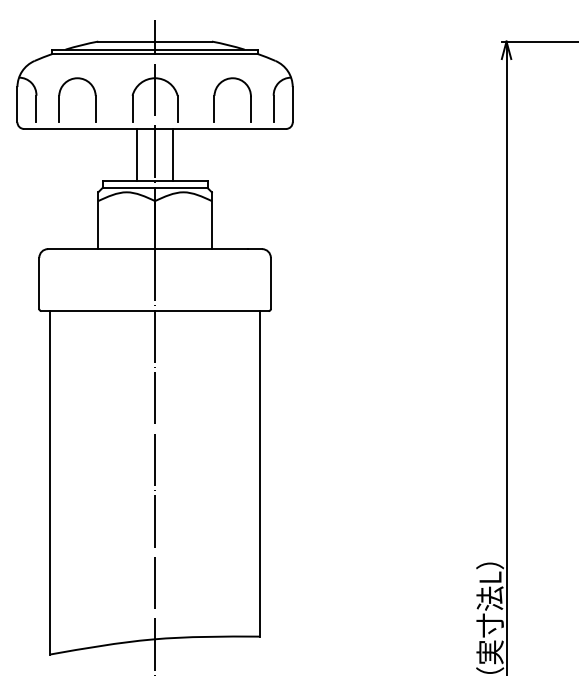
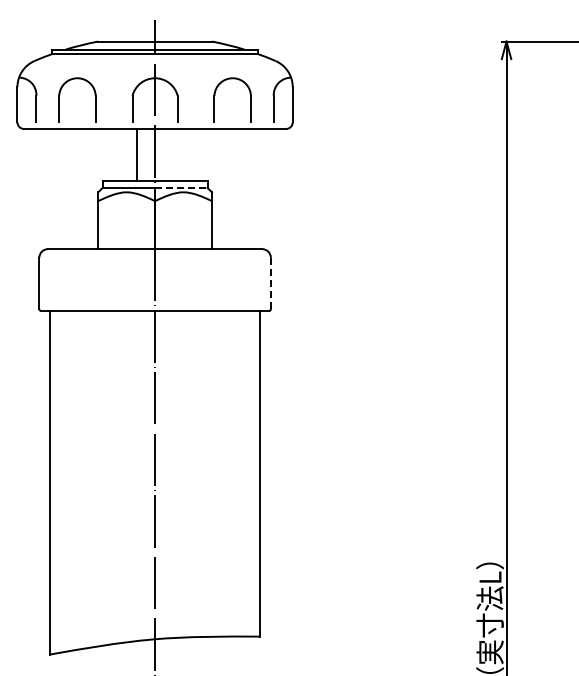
line: present -> none (172, 154)
line: solid -> dashed (181, 187)
line: solid -> dashed (270, 283)
